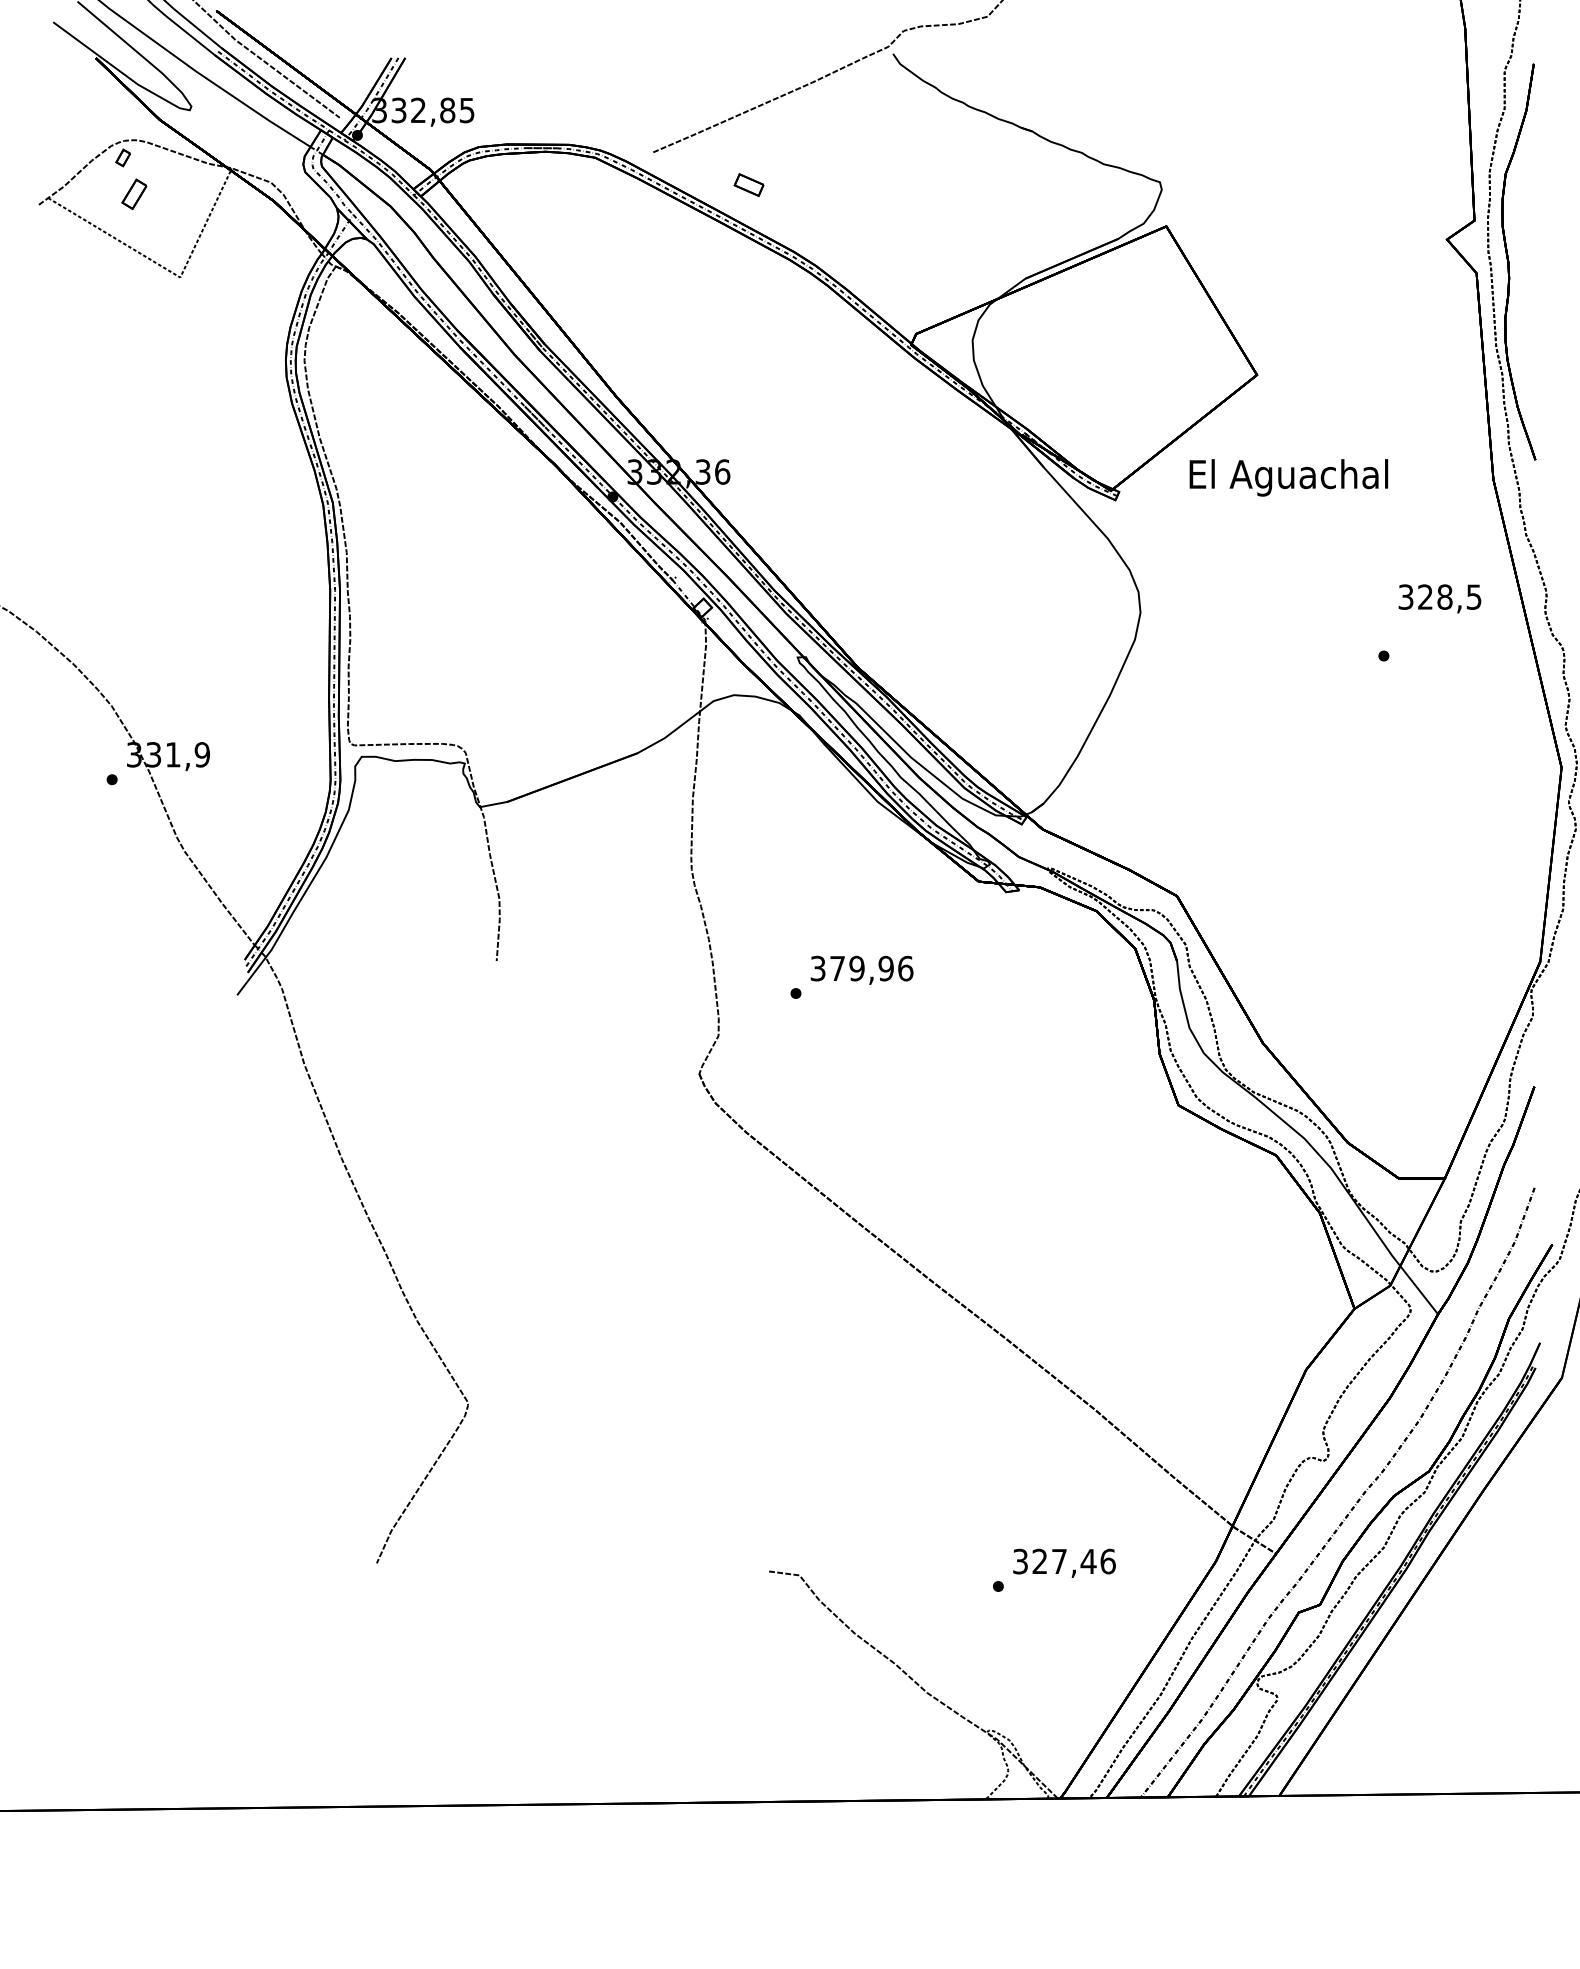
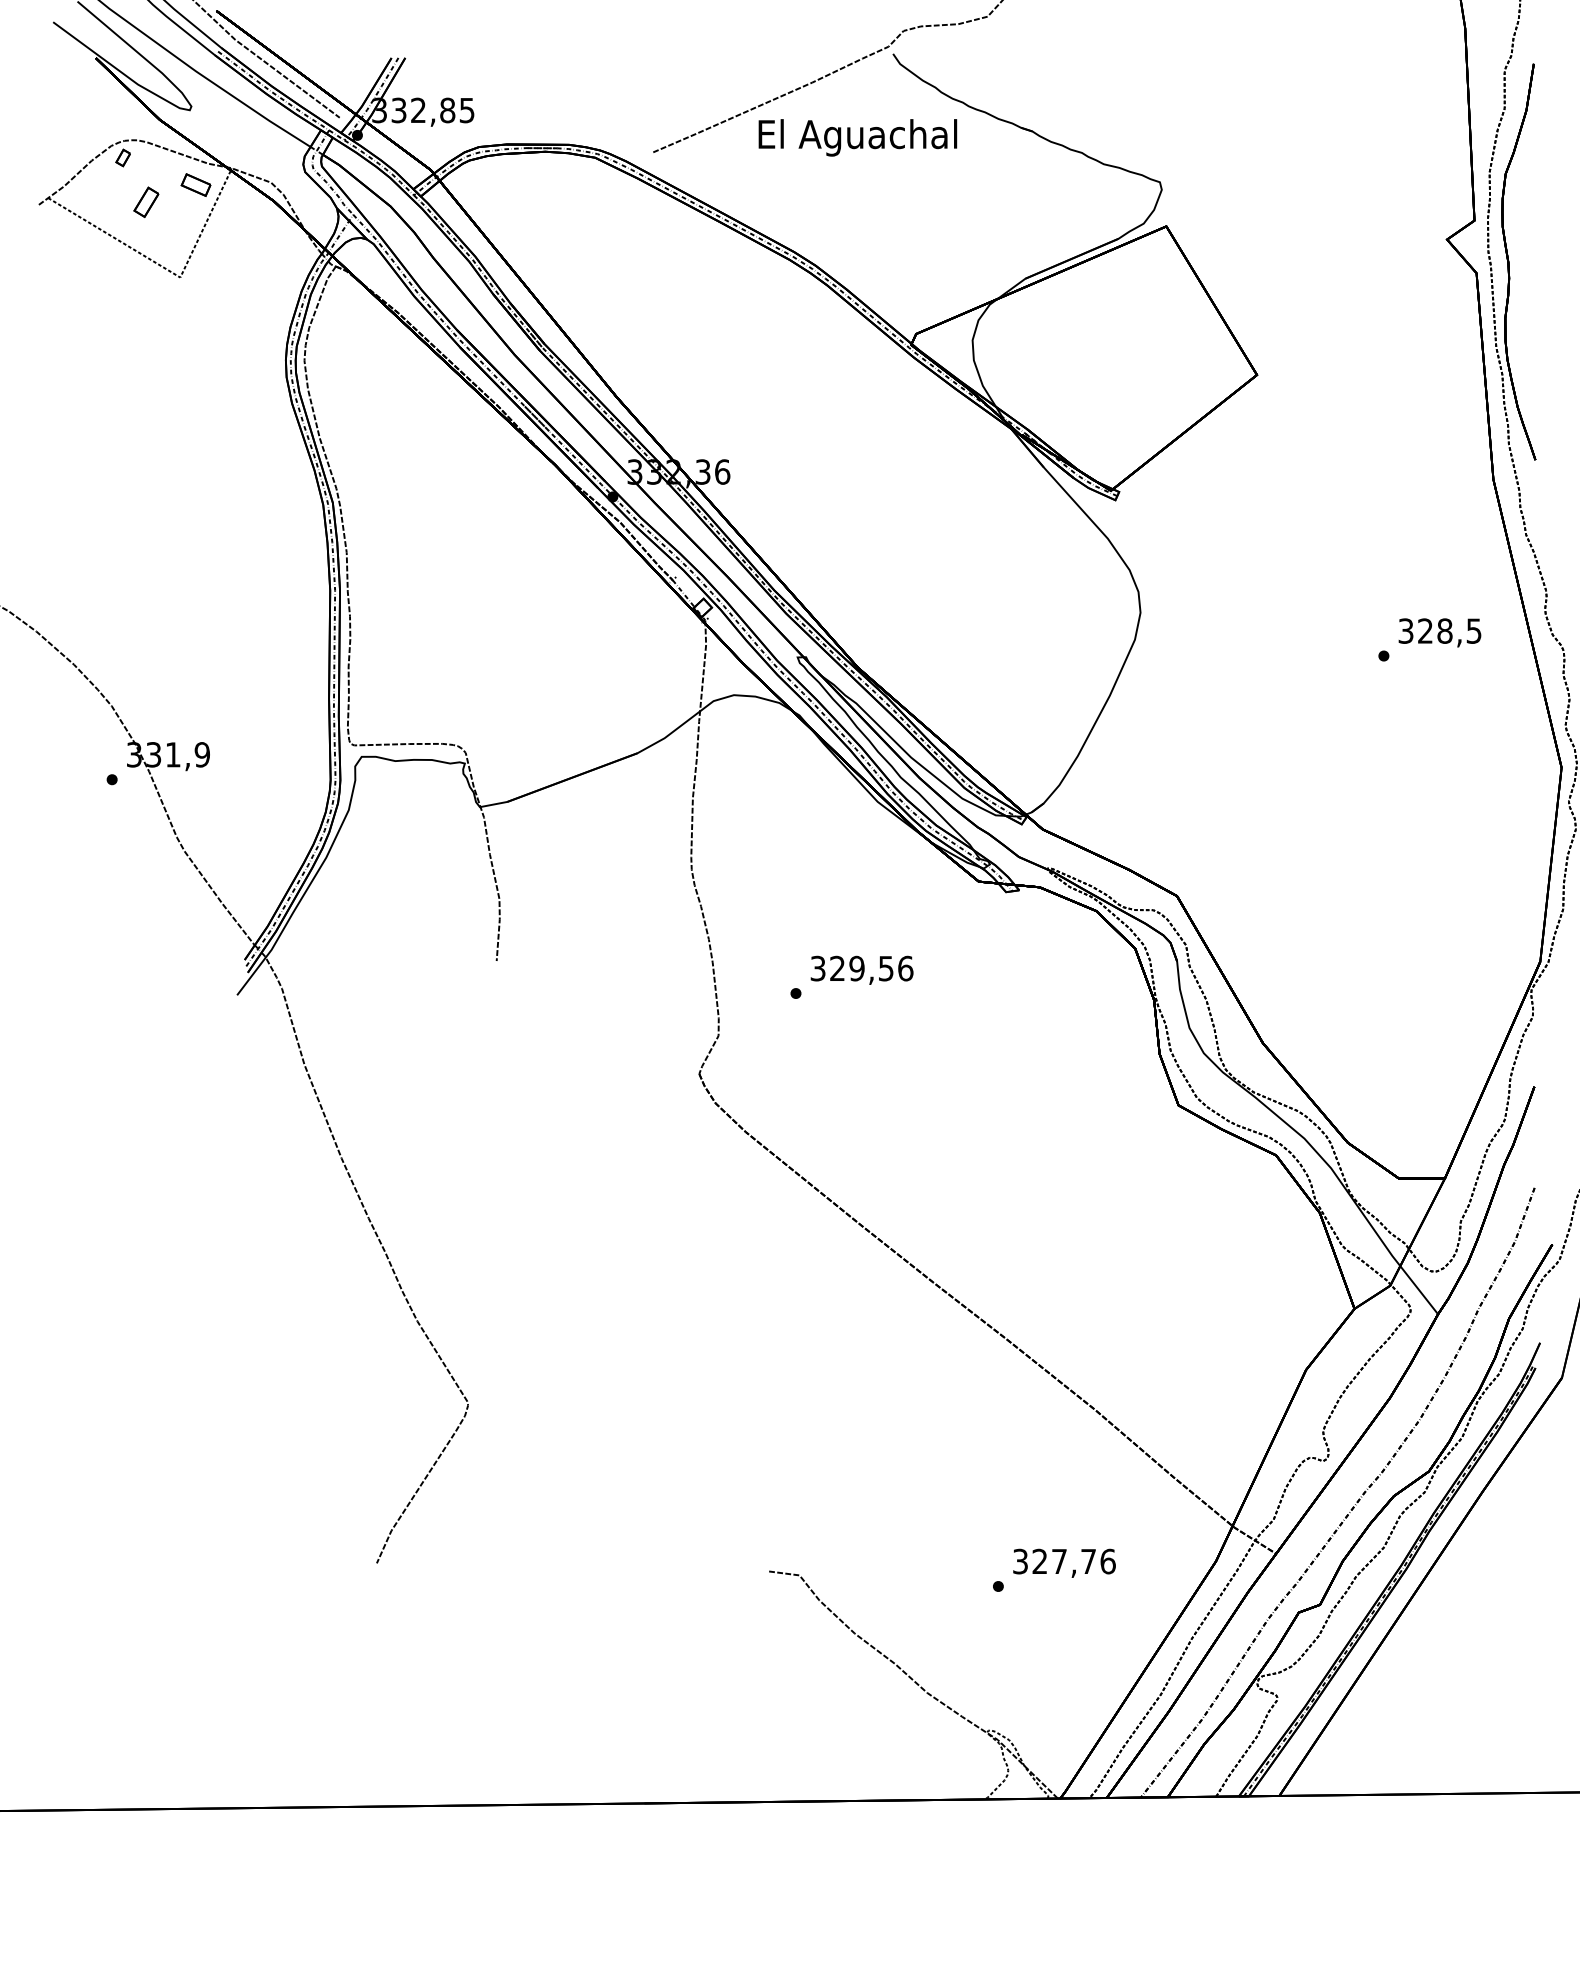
part position: (748, 184) -> (195, 184) (195, 184)
part position: (134, 193) -> (146, 201) (146, 201)
text position: (1288, 477) -> (857, 137) (857, 137)
text position: (1439, 598) -> (1439, 632) (1439, 632)
text: 379,96 -> 329,56 (861, 968)
text: 327,46 -> 327,76 (1088, 1561)
